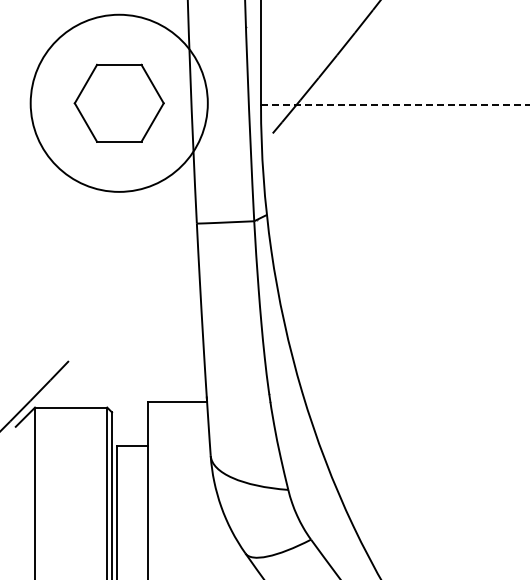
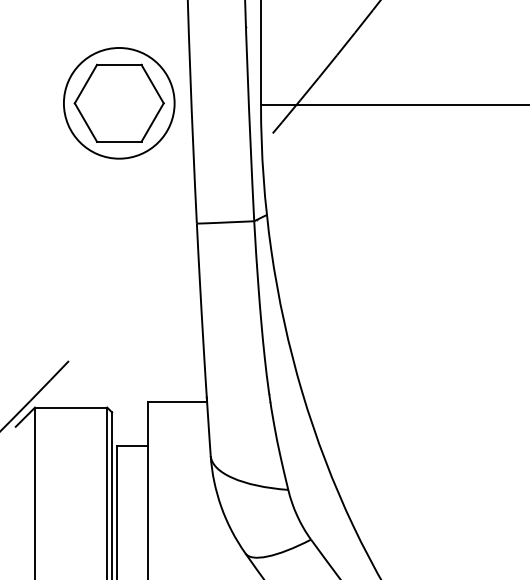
circle diameter: 177 px -> 111 px (118, 102)
line: dashed -> solid (395, 104)
